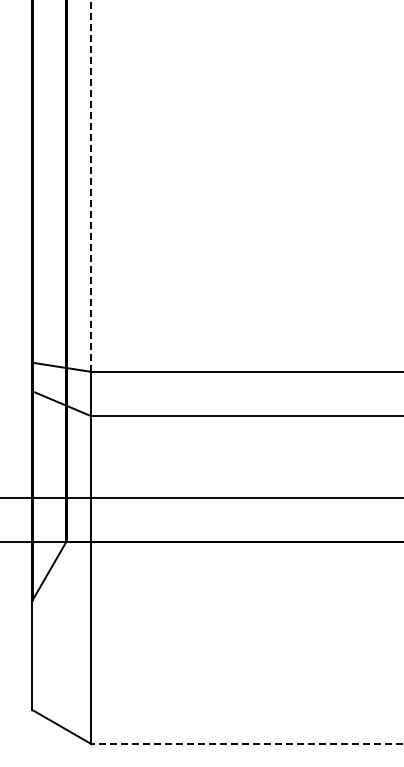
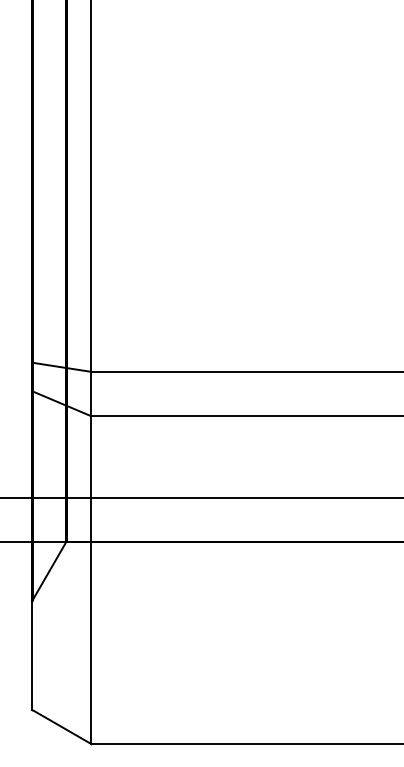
line: dashed -> solid (91, 185)
line: dashed -> solid (246, 743)
